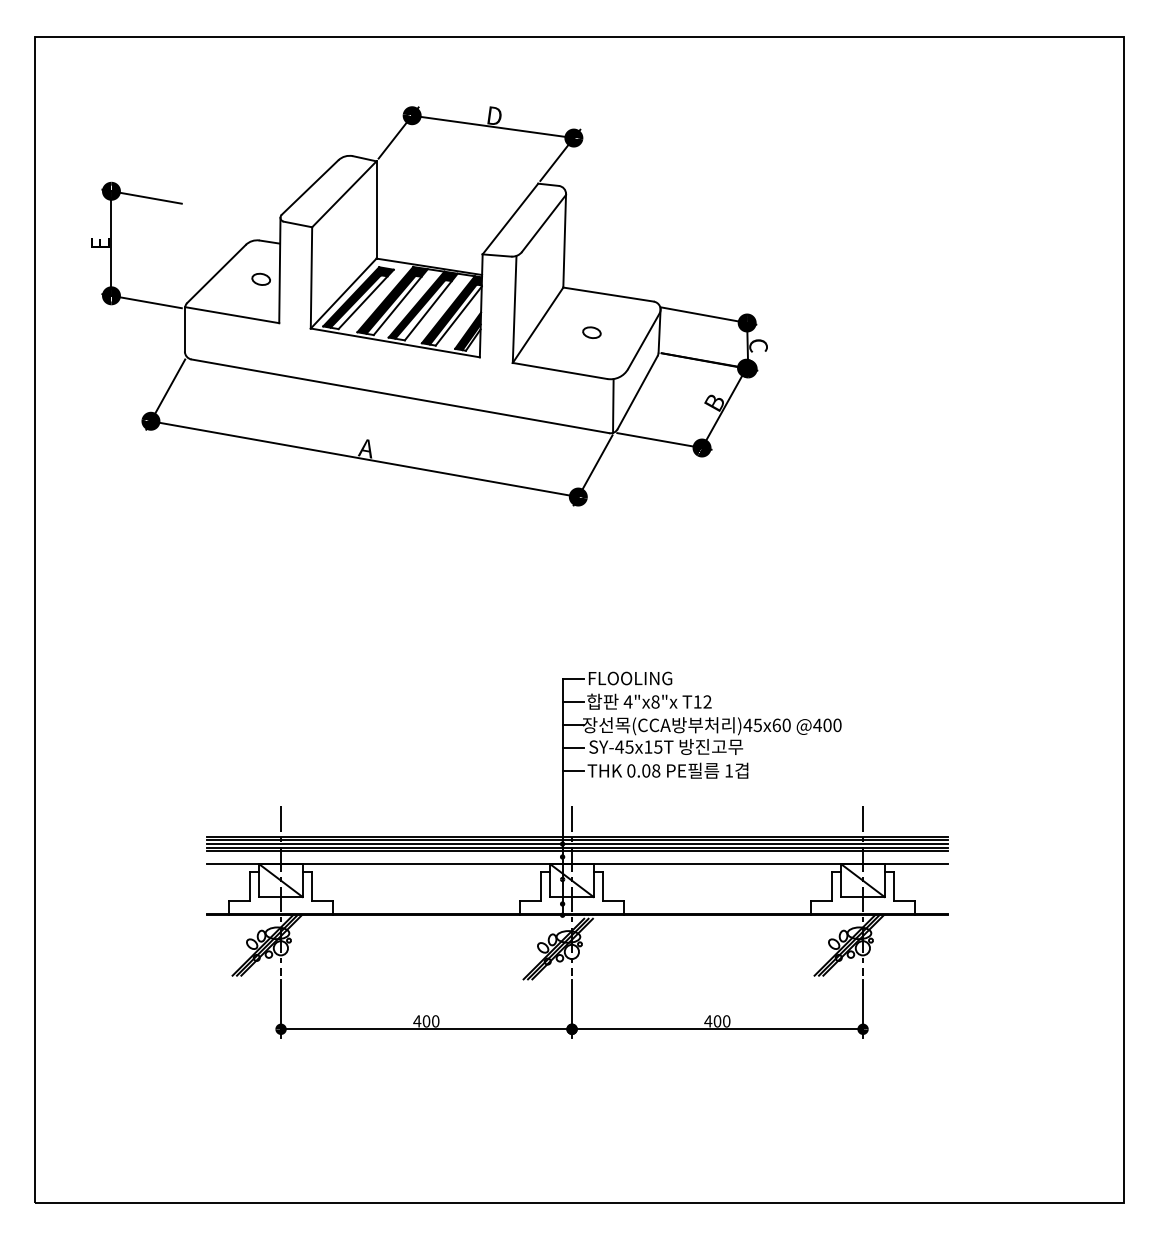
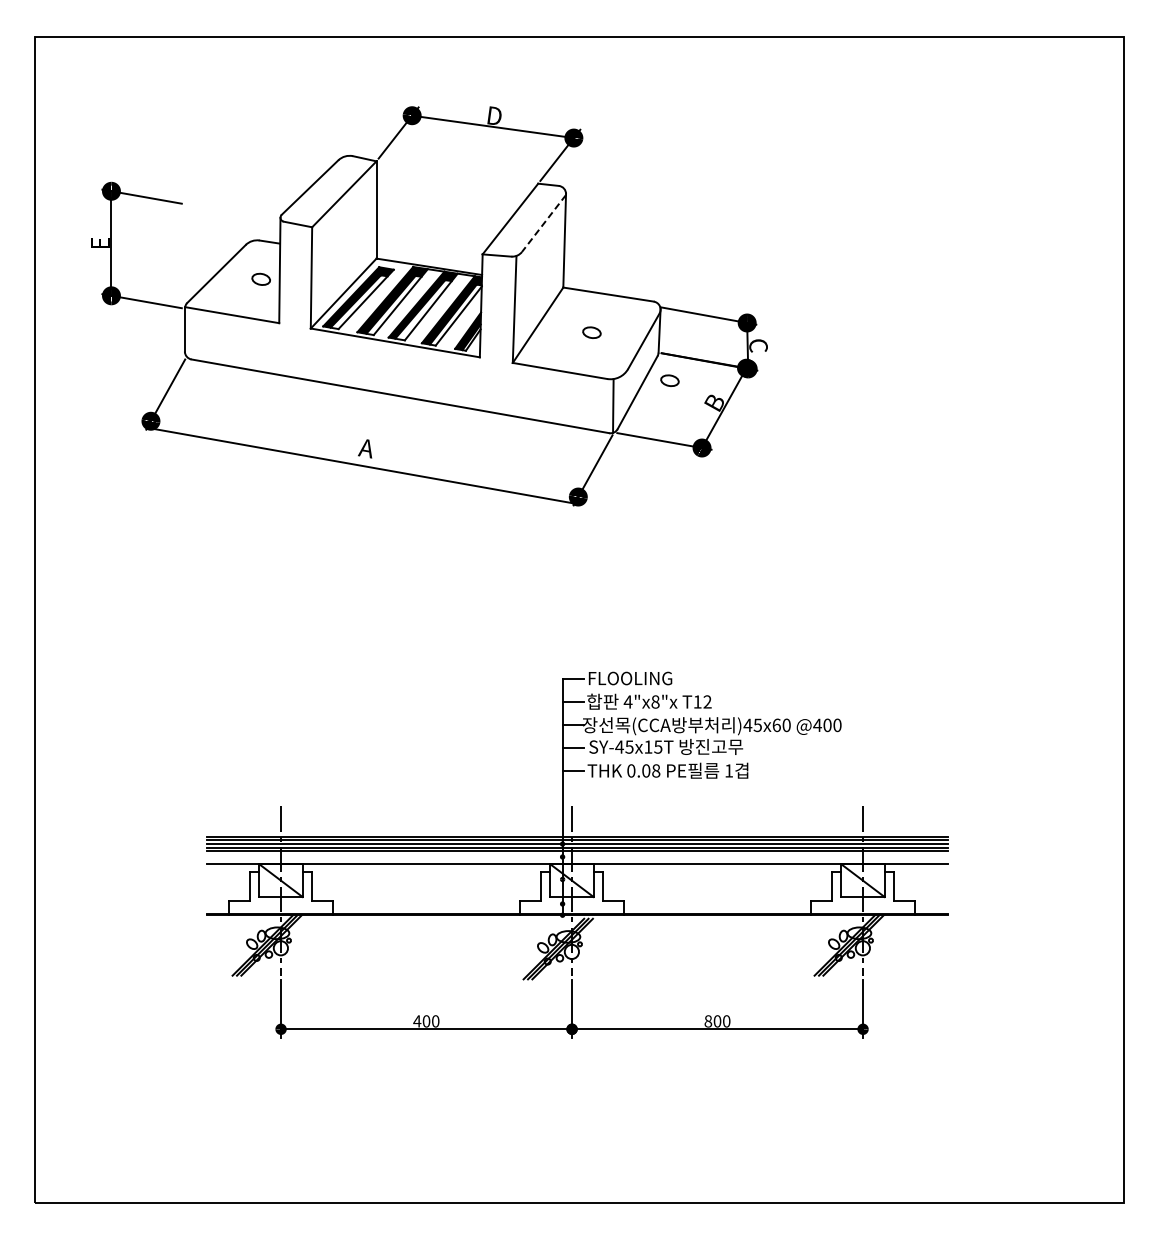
line: solid -> dashed (543, 223)
part: none -> present (669, 380)
line position: (364, 459) -> (363, 466) (363, 466)
text: 400 -> 800 (708, 1021)
